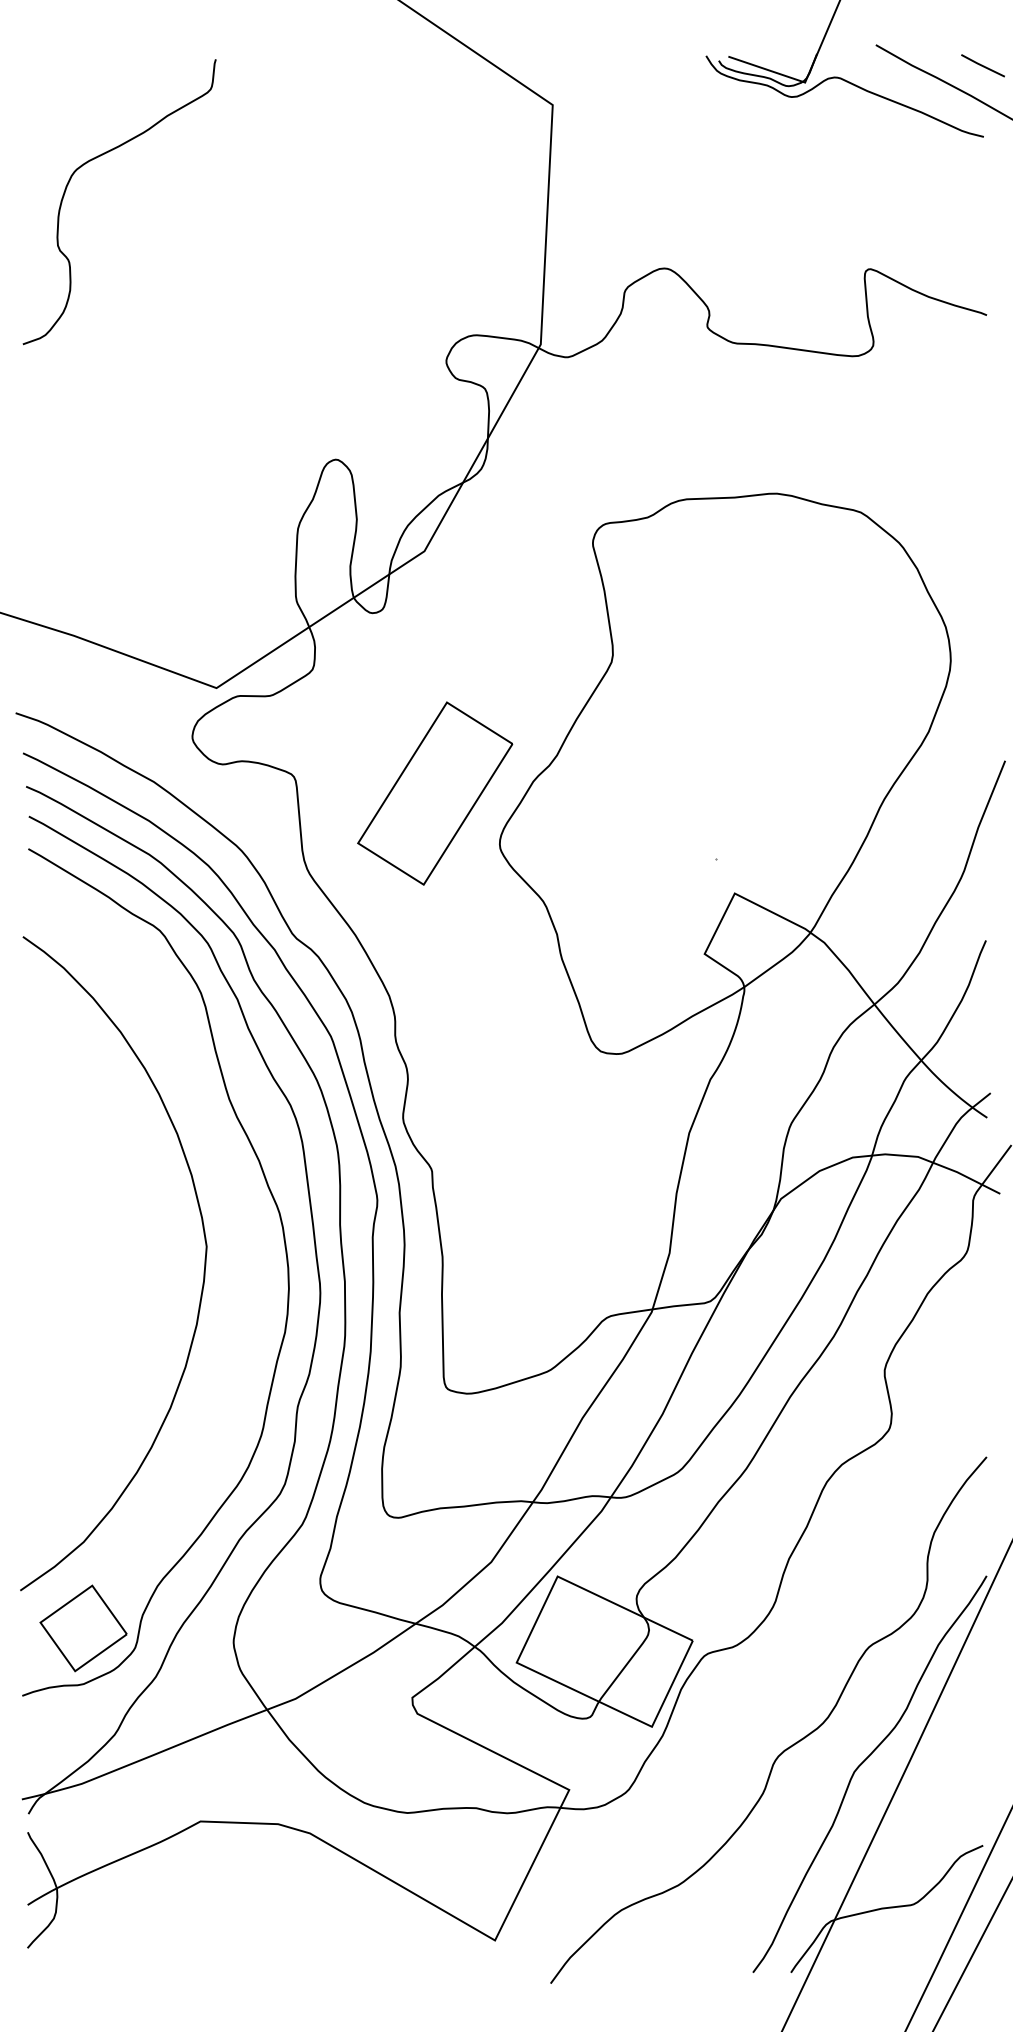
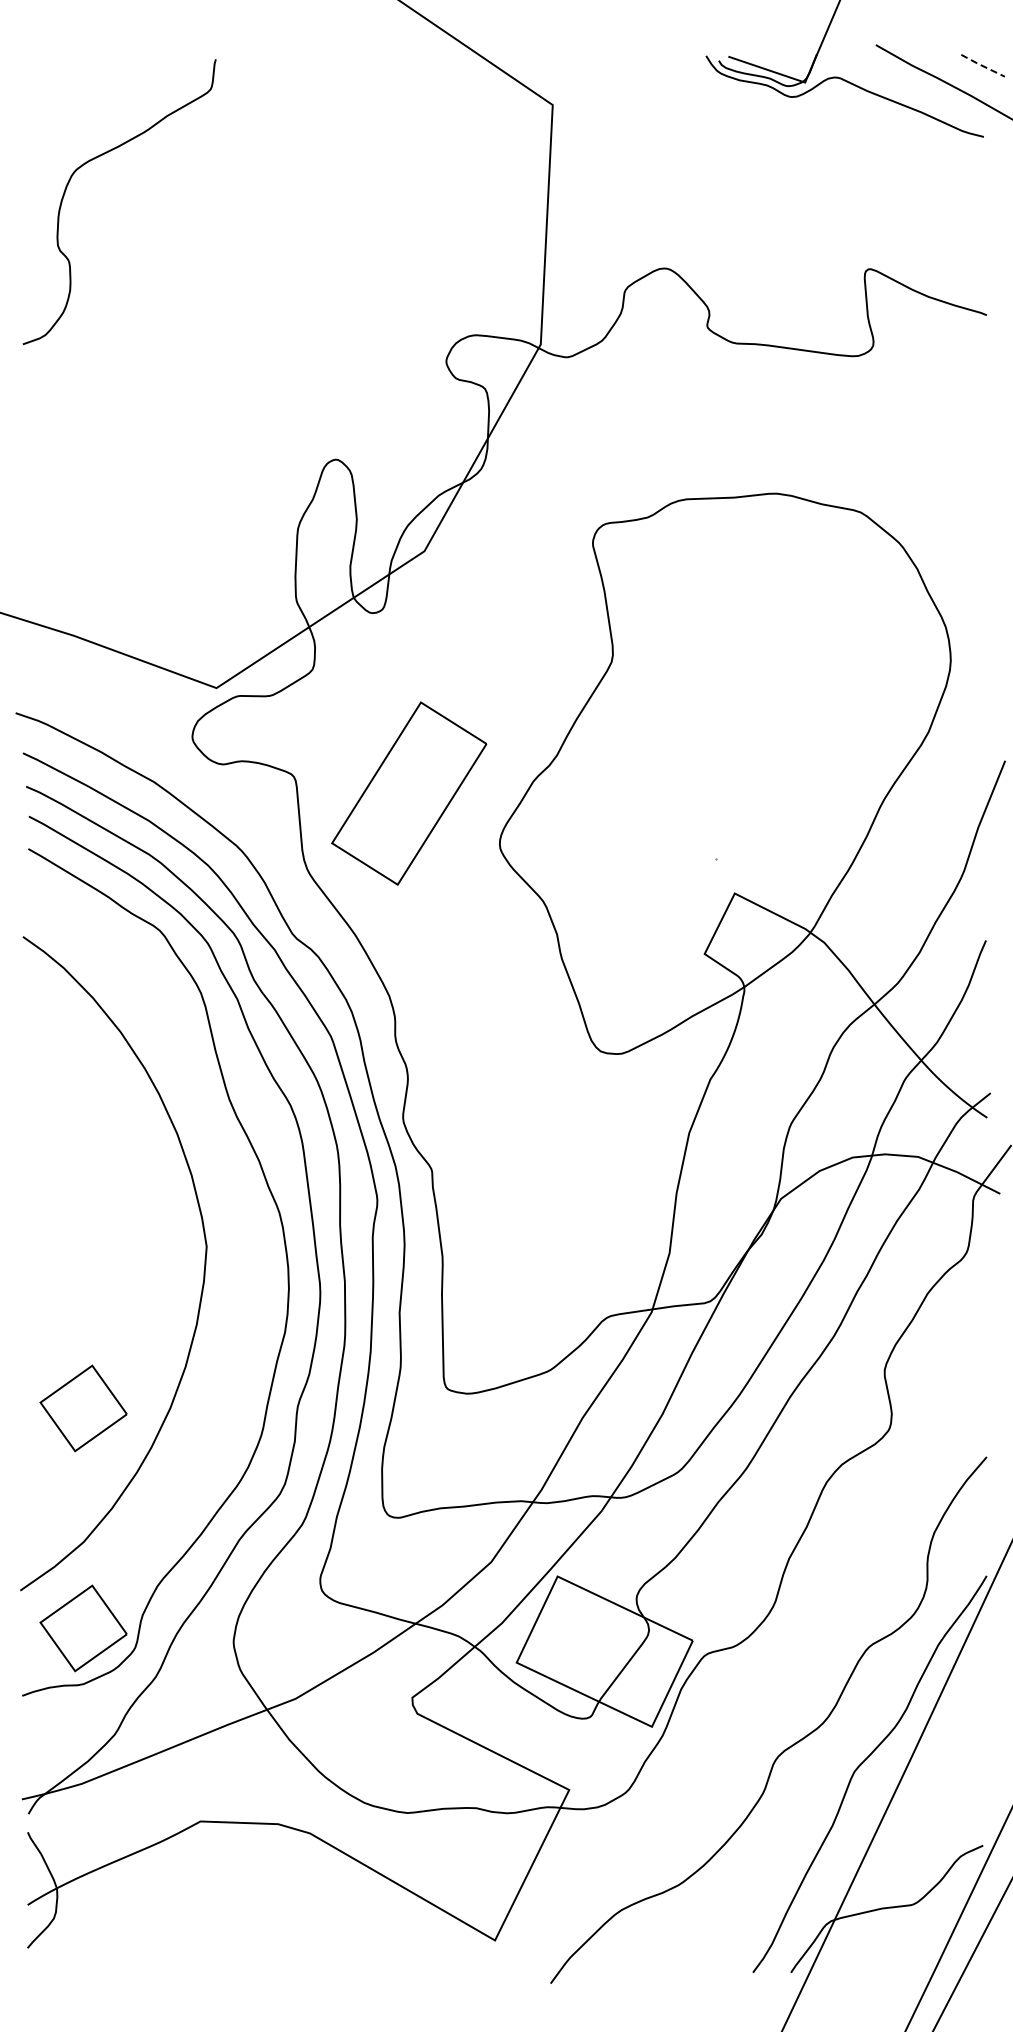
line: solid -> dashed (982, 66)
part position: (435, 793) -> (409, 793) (409, 793)
part: none -> present (83, 1408)
